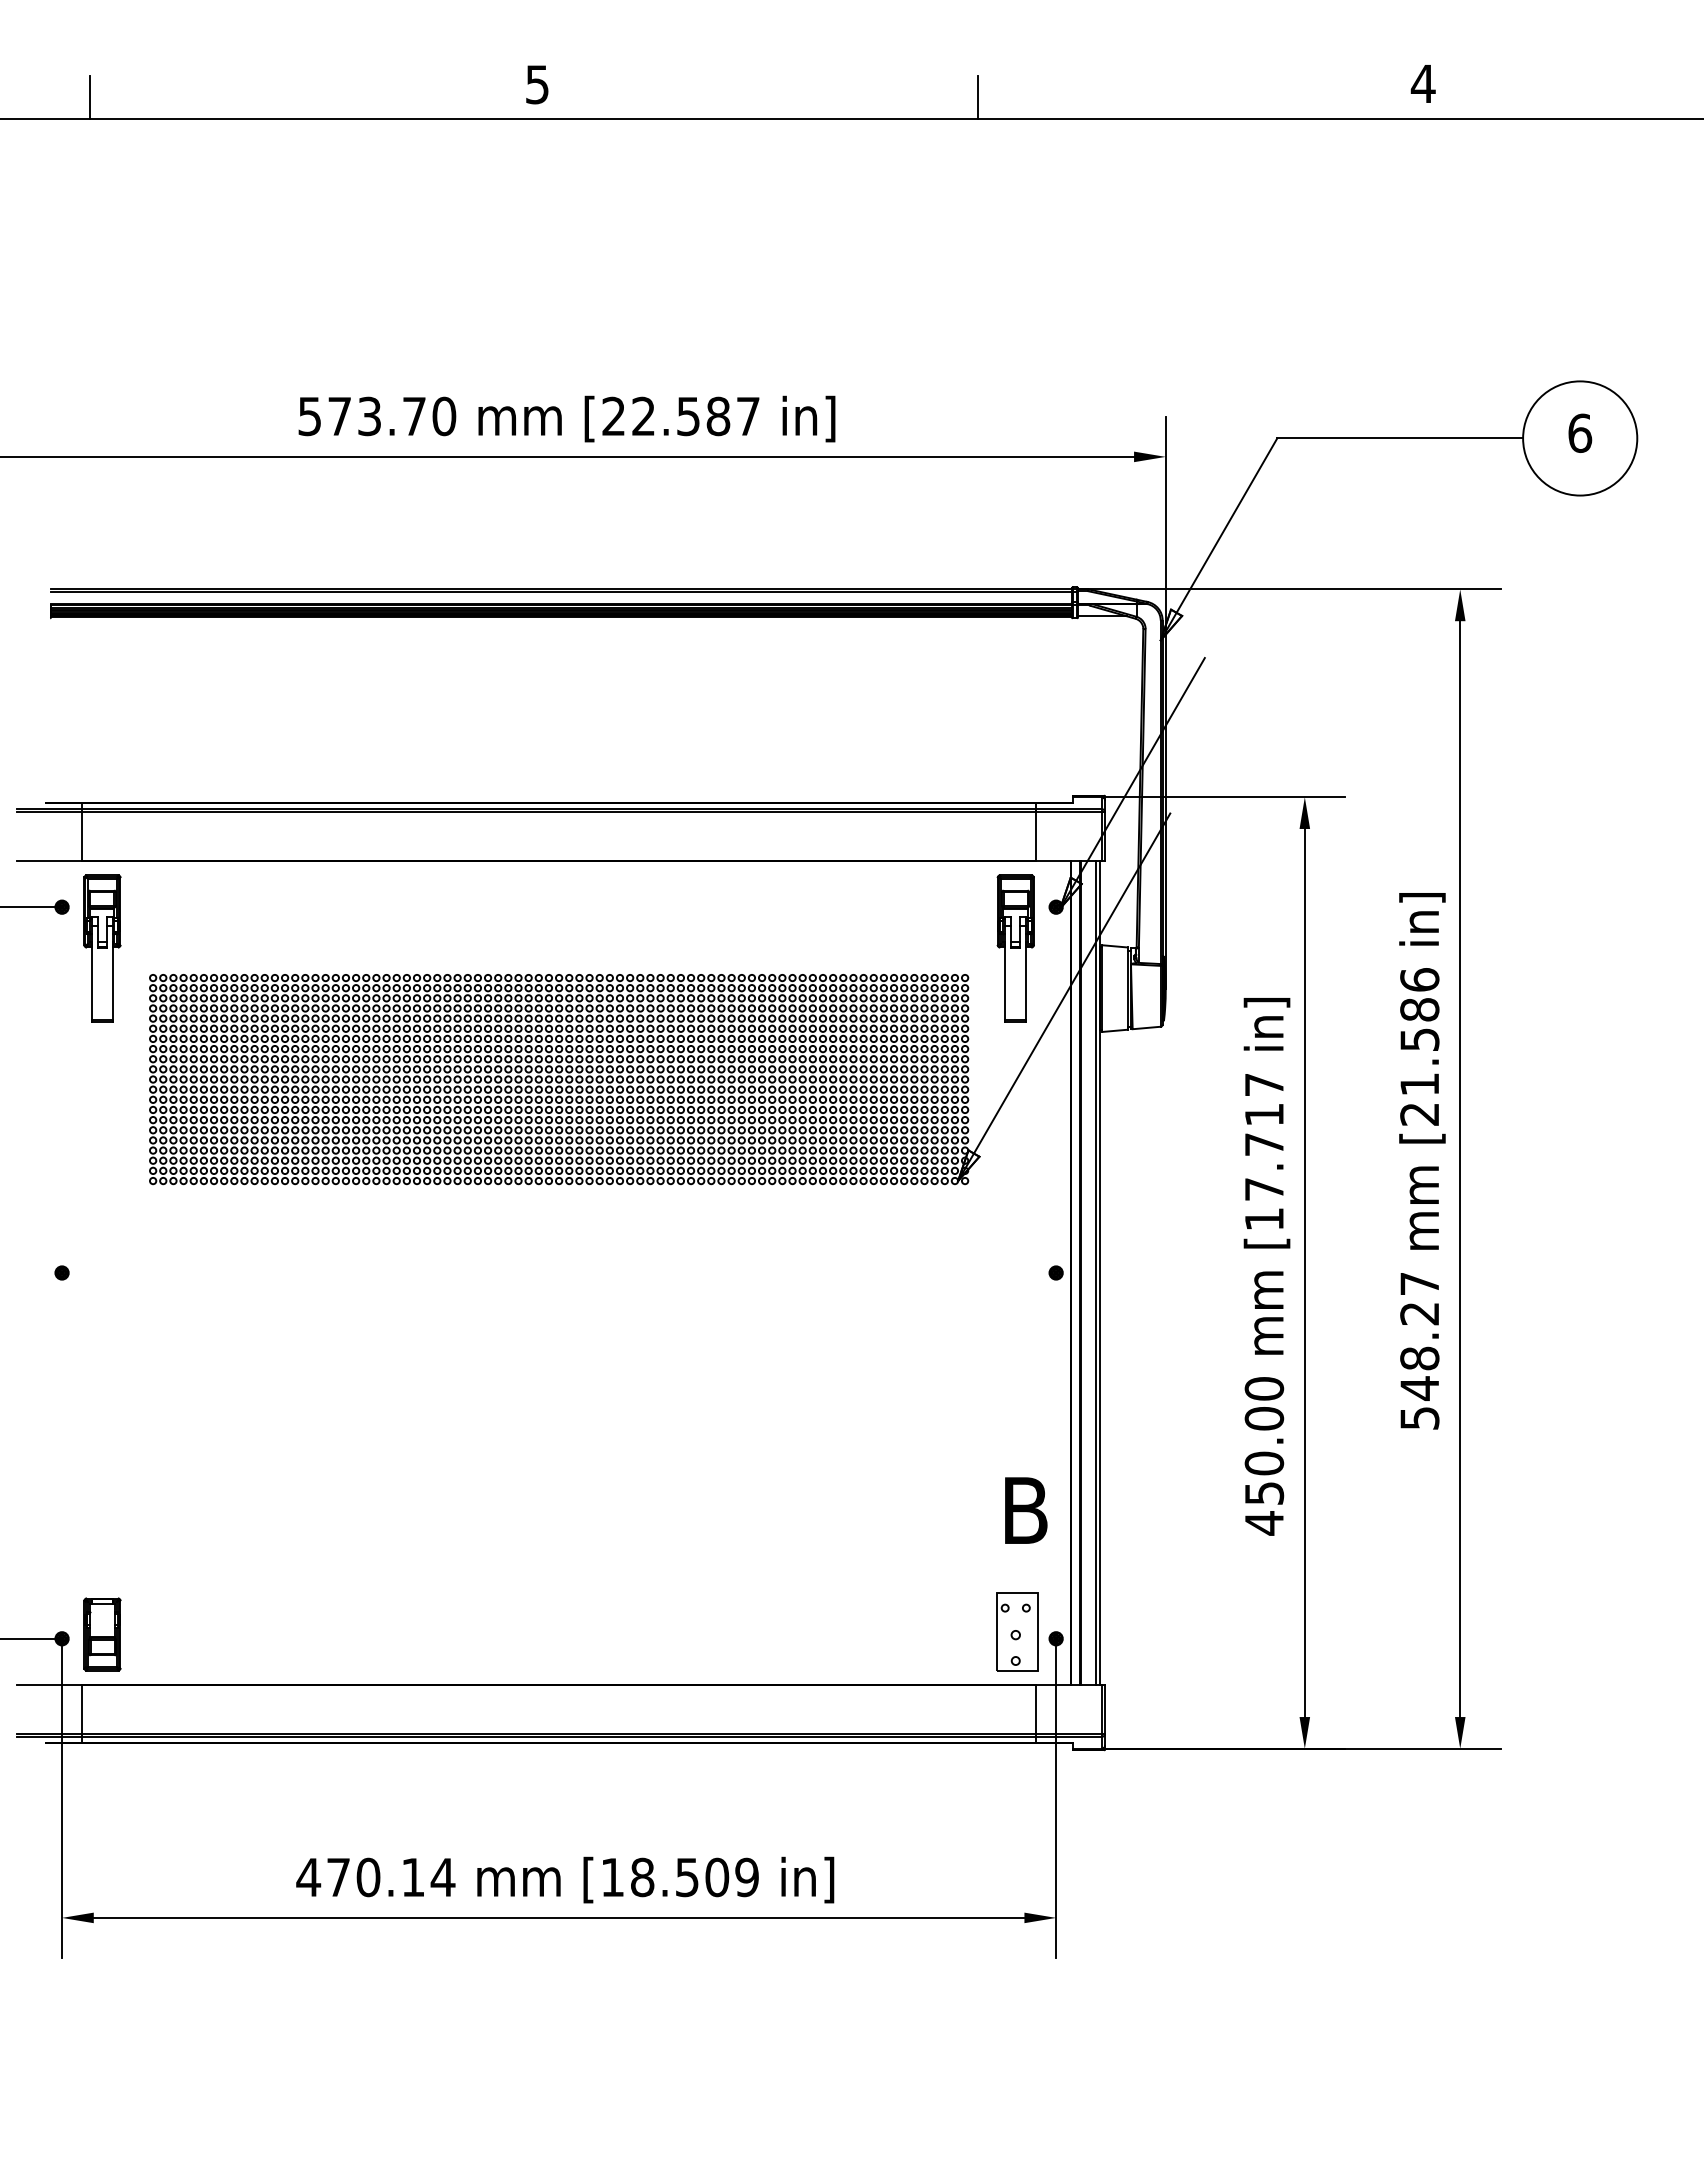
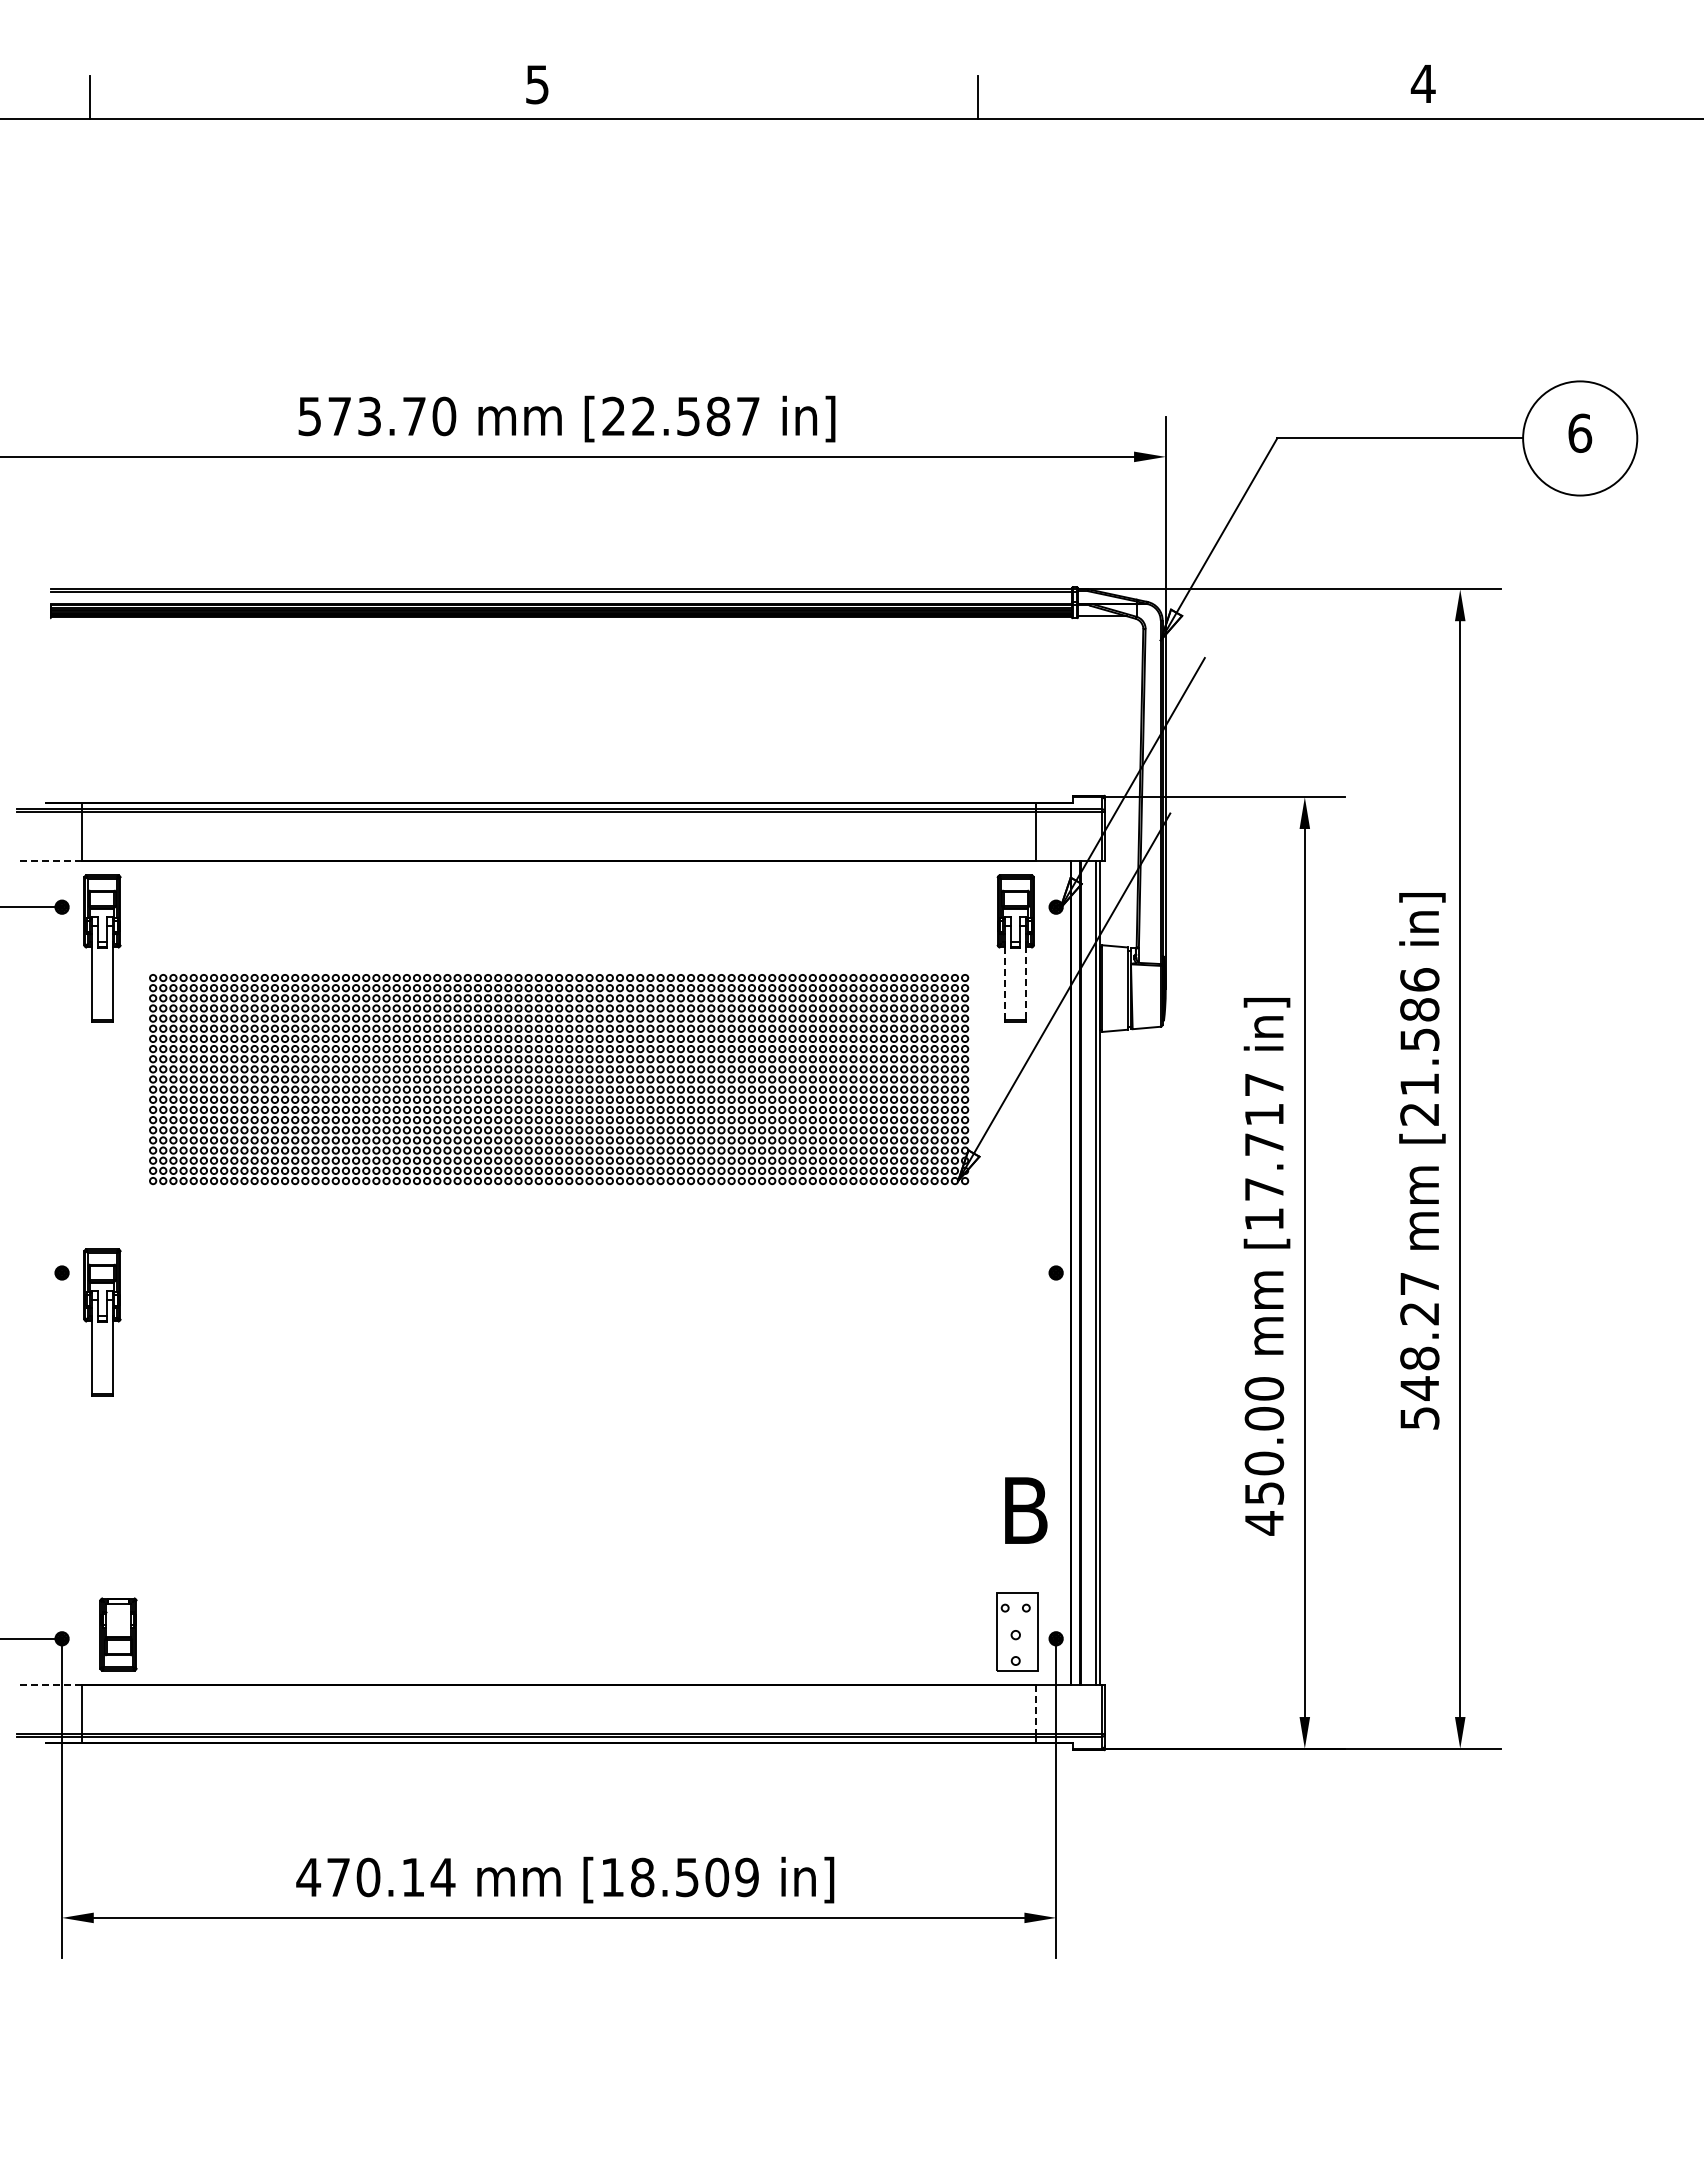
line: solid -> dashed (49, 860)
line: solid -> dashed (1005, 982)
line: solid -> dashed (1026, 983)
part: none -> present (102, 1322)
part position: (102, 1634) -> (118, 1634) (118, 1634)
line: solid -> dashed (49, 1685)
line: solid -> dashed (1036, 1710)
